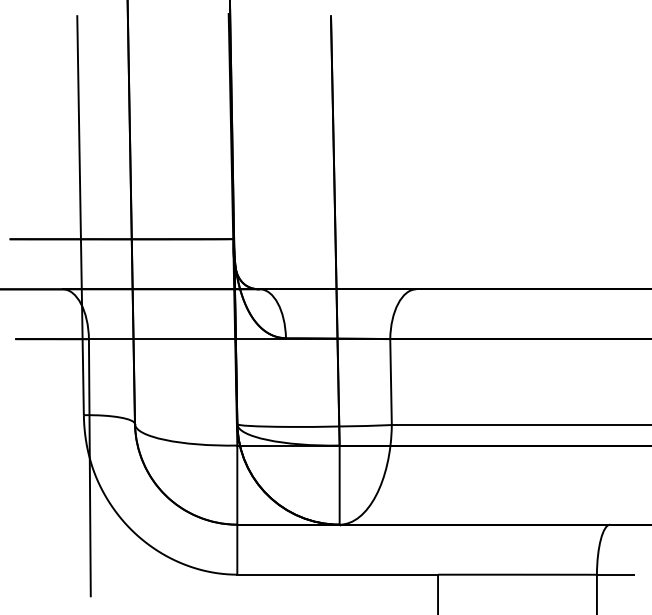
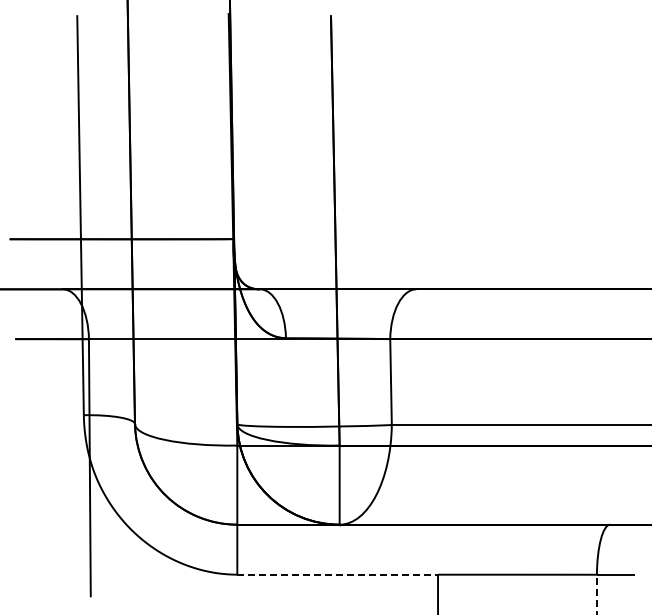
line: solid -> dashed (338, 574)
arc: solid -> dashed (596, 595)
